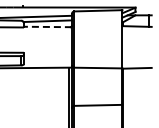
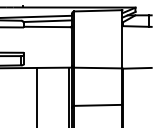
line: dashed -> solid (47, 26)
line: none -> present (36, 95)
